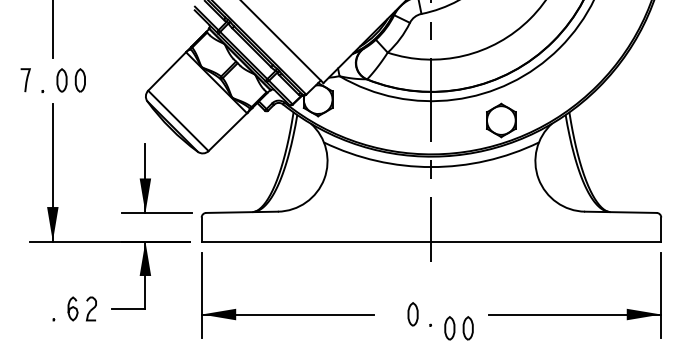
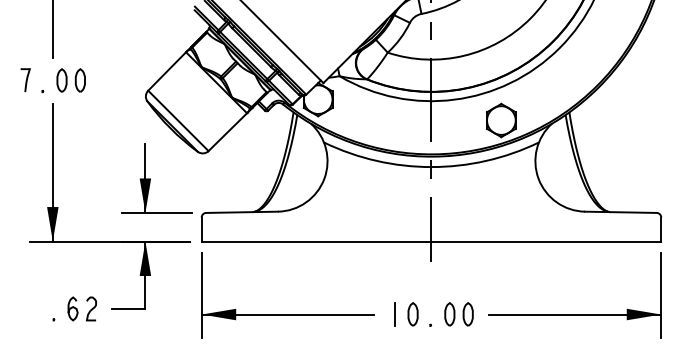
line: none -> present (394, 314)
part position: (458, 328) -> (458, 314) (458, 314)
